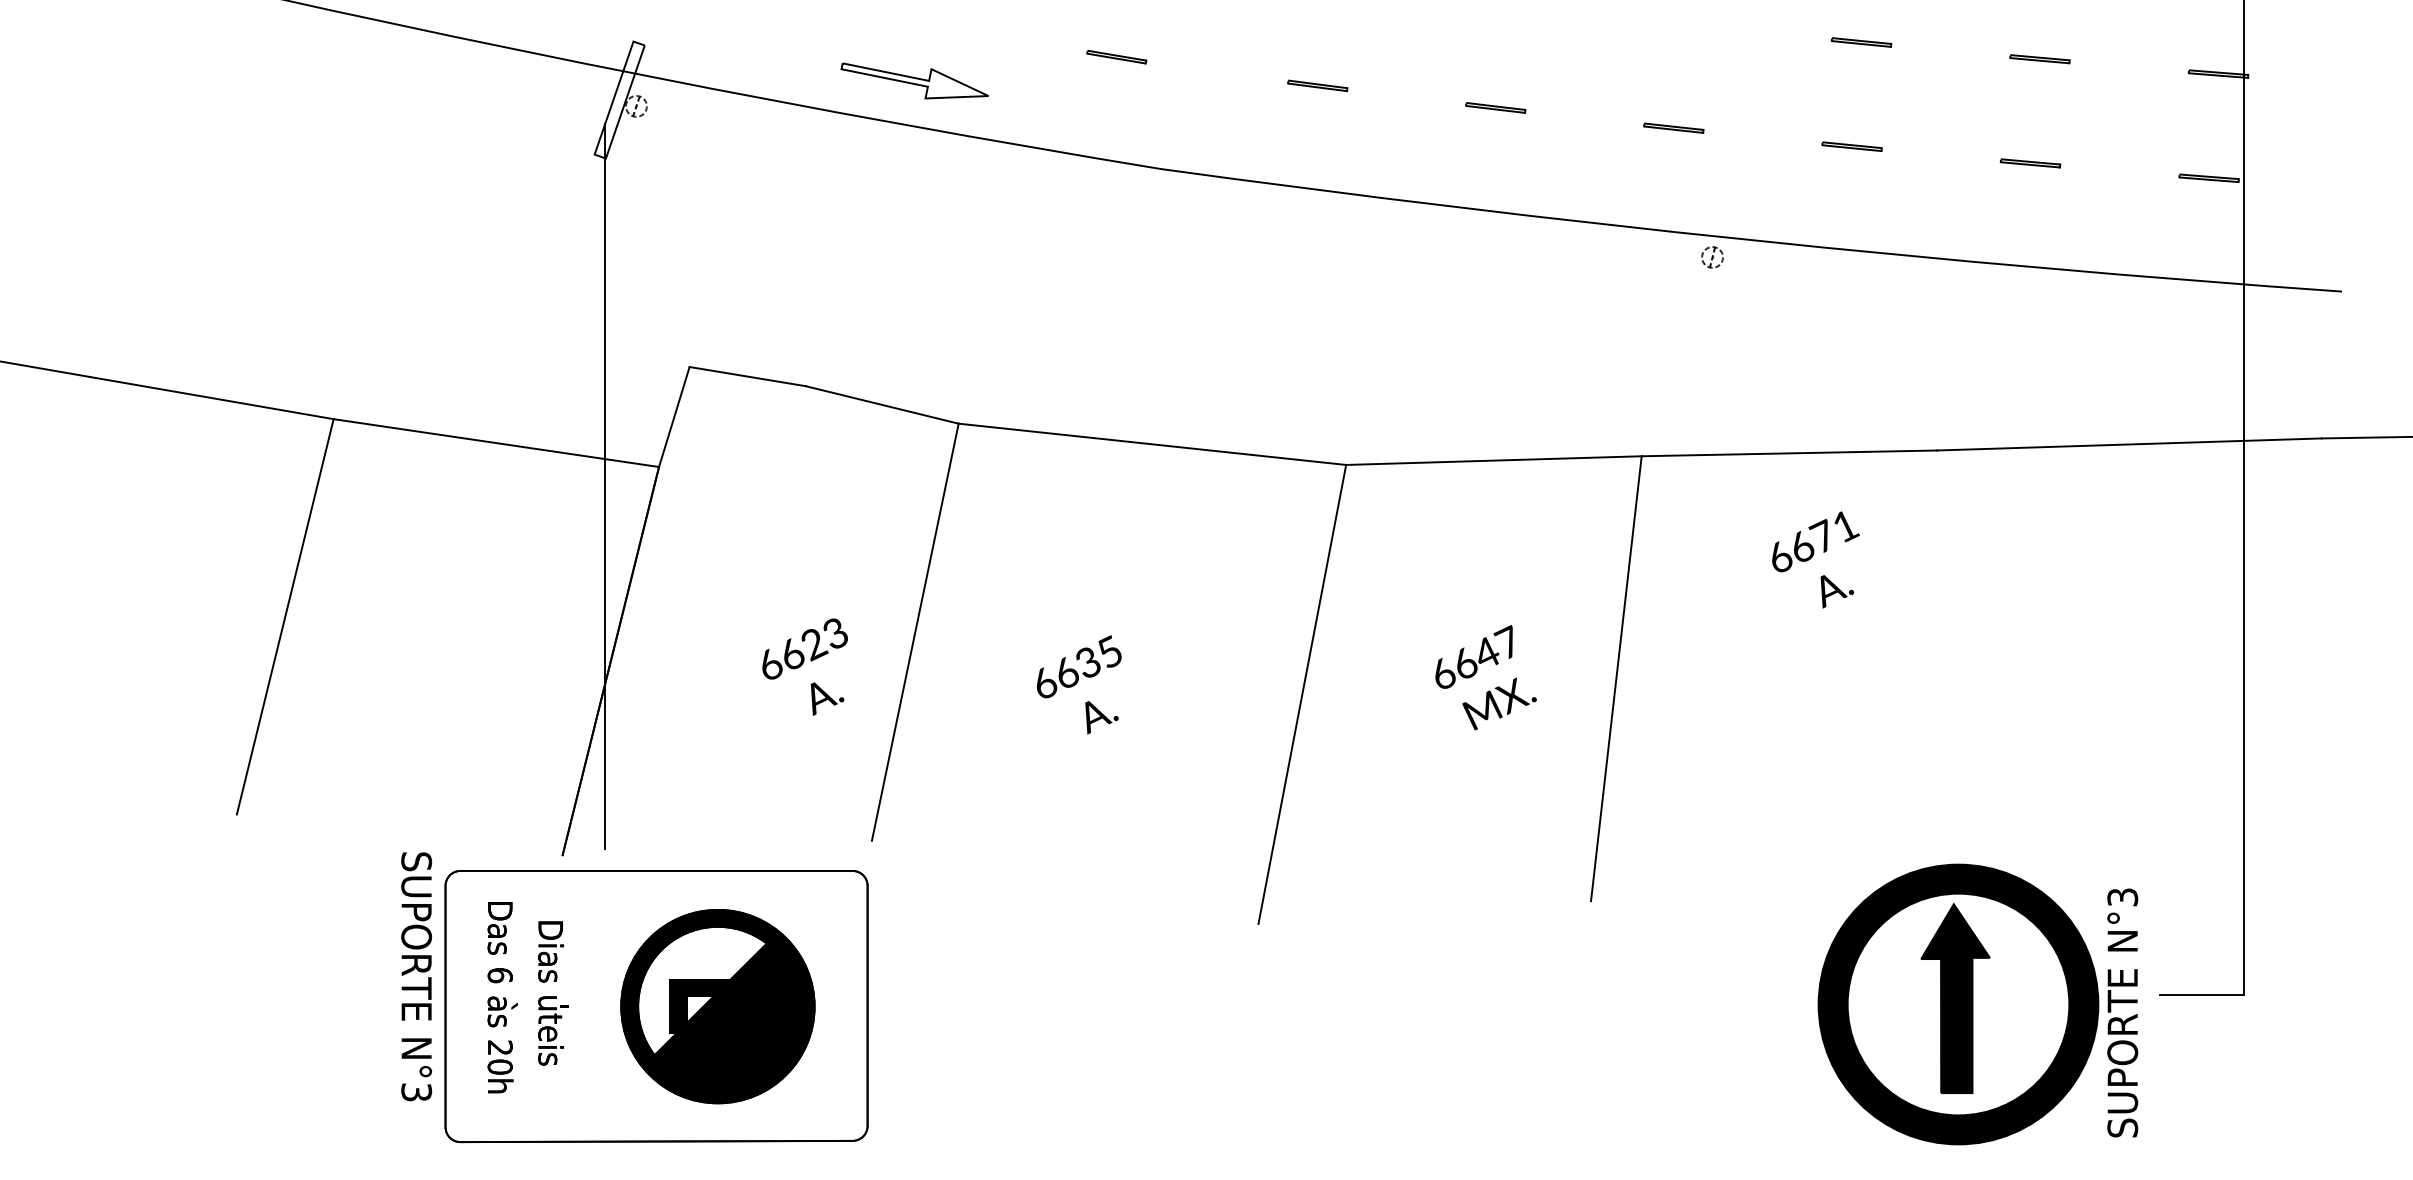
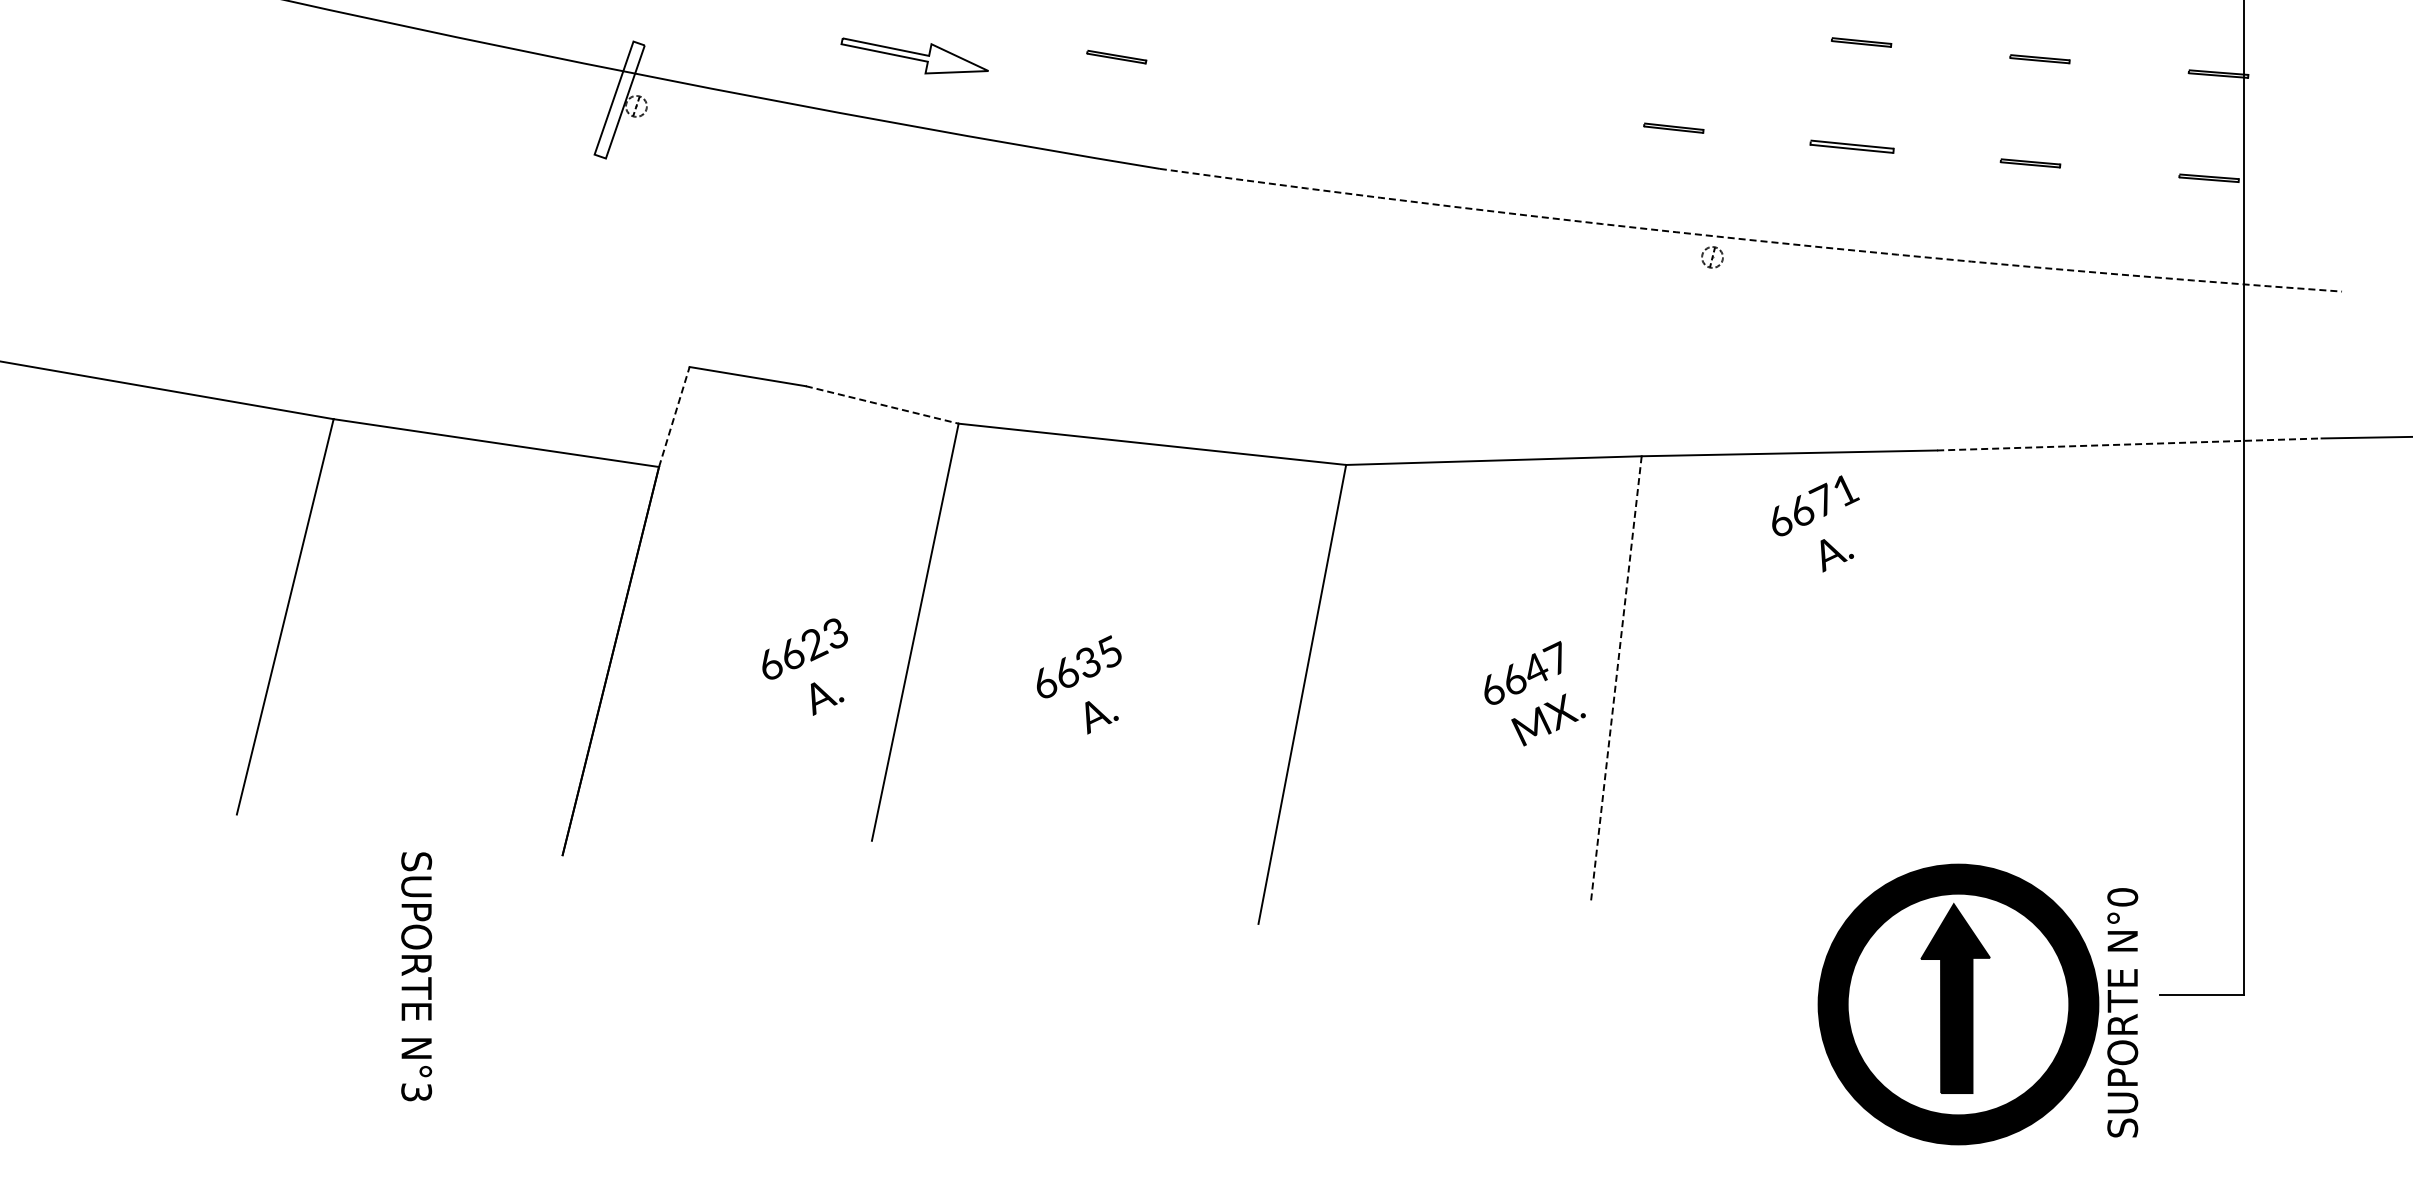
part position: (914, 80) -> (914, 55) (914, 55)
part: present -> none (1317, 85)
part: present -> none (1495, 107)
part size: 62x11 px -> 86x15 px (1851, 146)
arc: solid -> dashed (1749, 240)
line: solid -> dashed (882, 404)
line: solid -> dashed (674, 416)
line: solid -> dashed (2129, 444)
line: present -> none (605, 485)
text position: (1815, 559) -> (1815, 523) (1815, 523)
text position: (1485, 677) -> (1534, 693) (1534, 693)
line: solid -> dashed (1616, 678)
text: N°3 -> N°0 (2122, 897)
part: present -> none (656, 1006)
